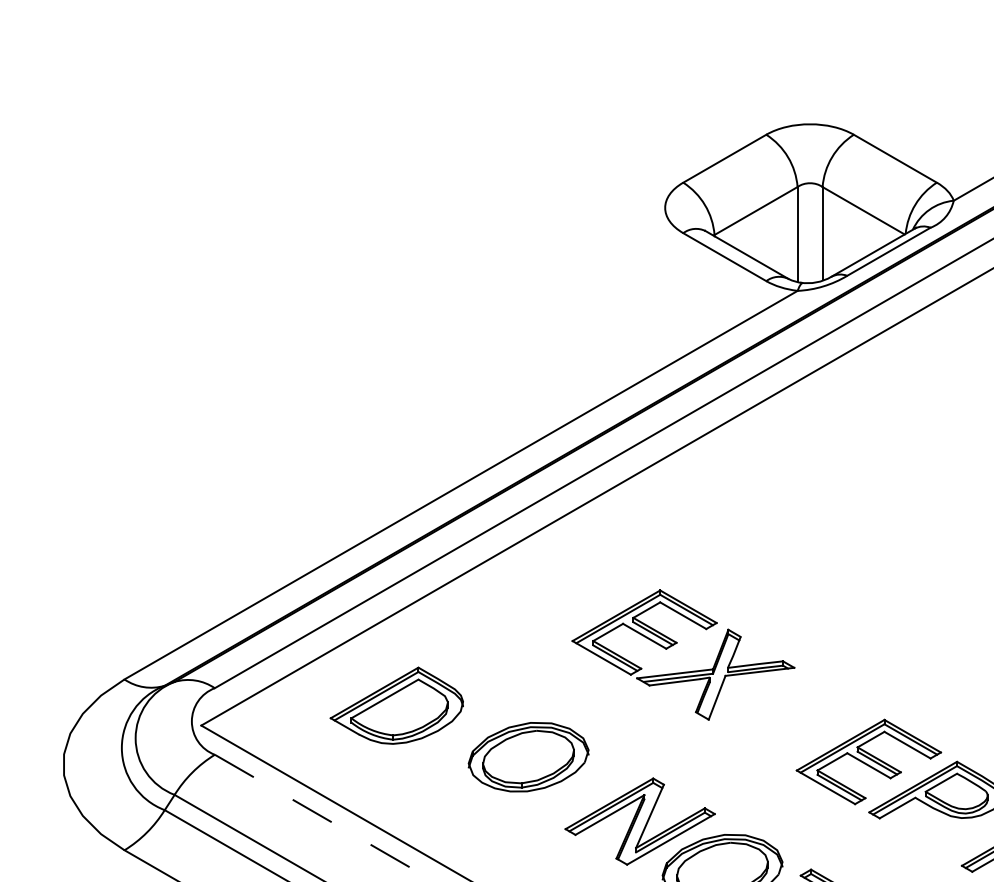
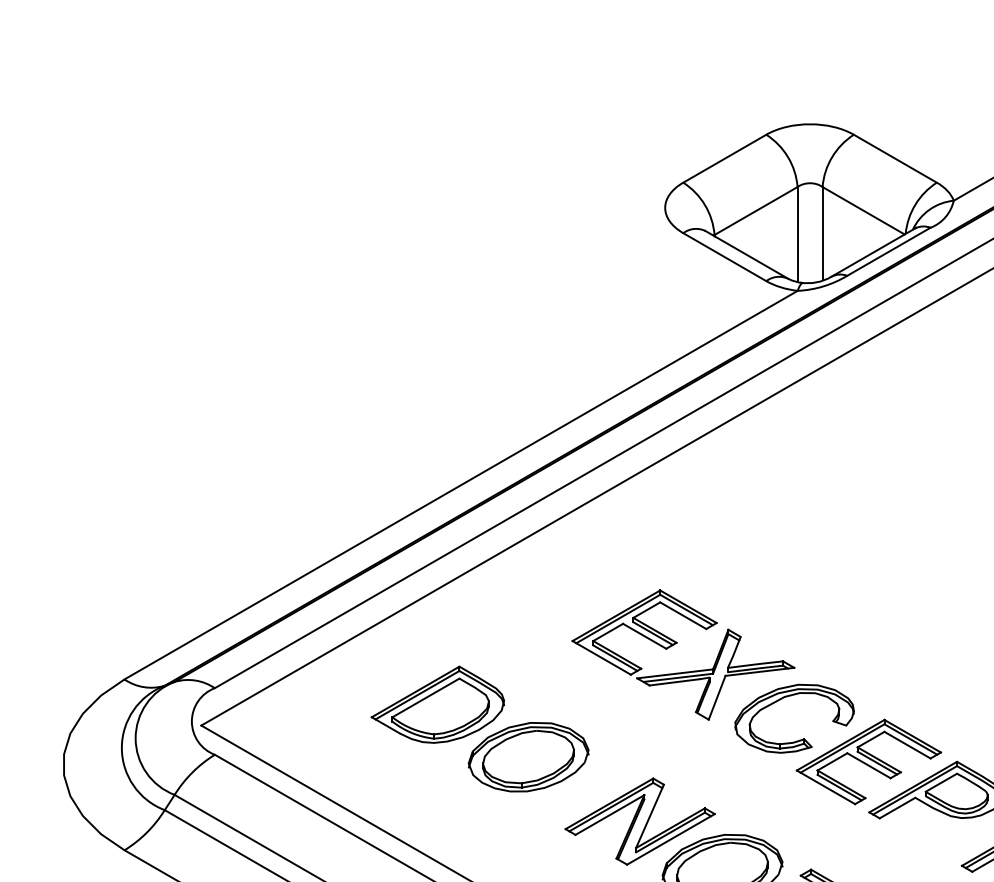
part position: (396, 705) -> (437, 704) (437, 704)
part: none -> present (799, 739)
line: dashed -> solid (324, 818)
